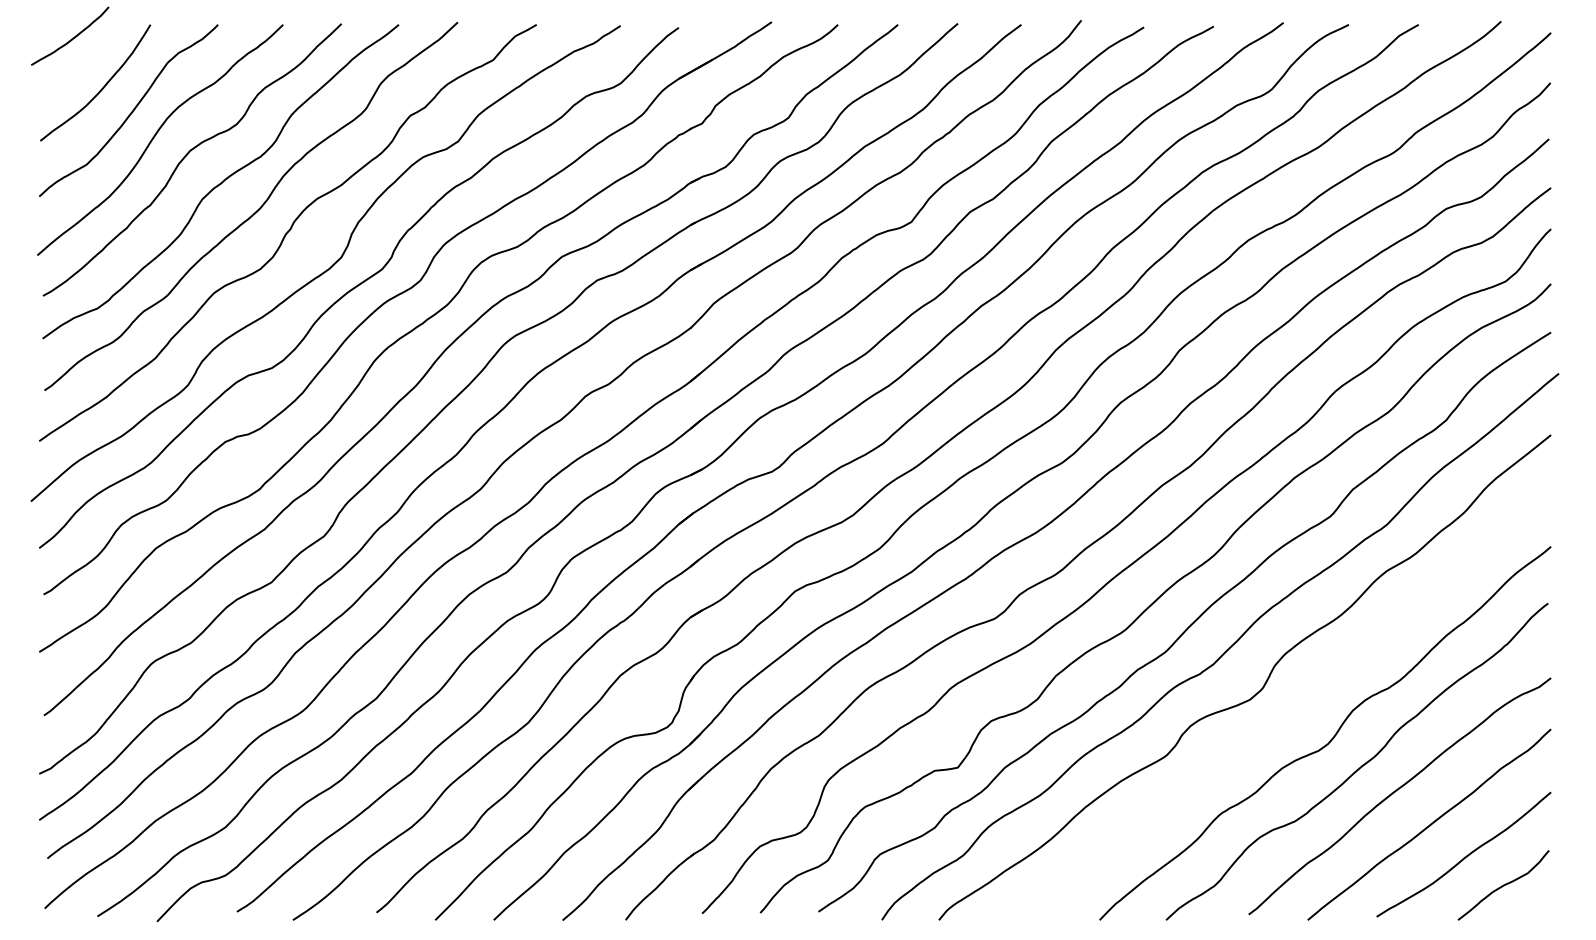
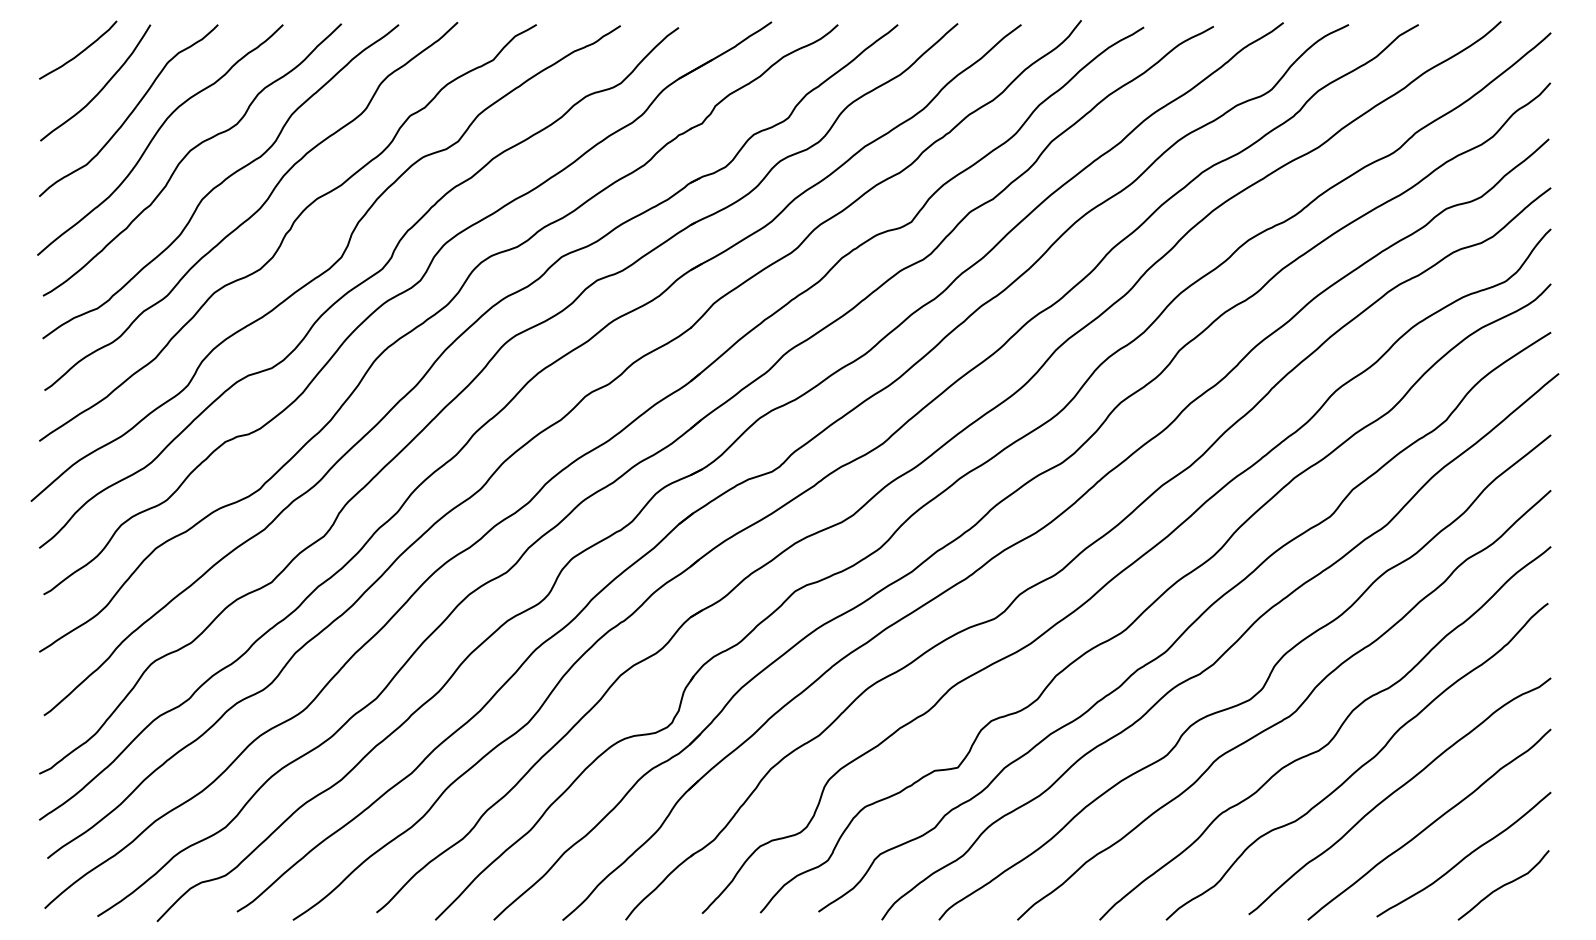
curve position: (71, 38) -> (79, 52) (79, 52)
curve: none -> present (1292, 712)
